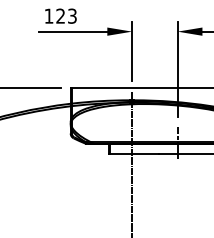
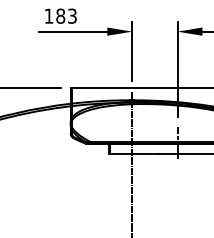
text: 123 -> 183 (60, 15)
